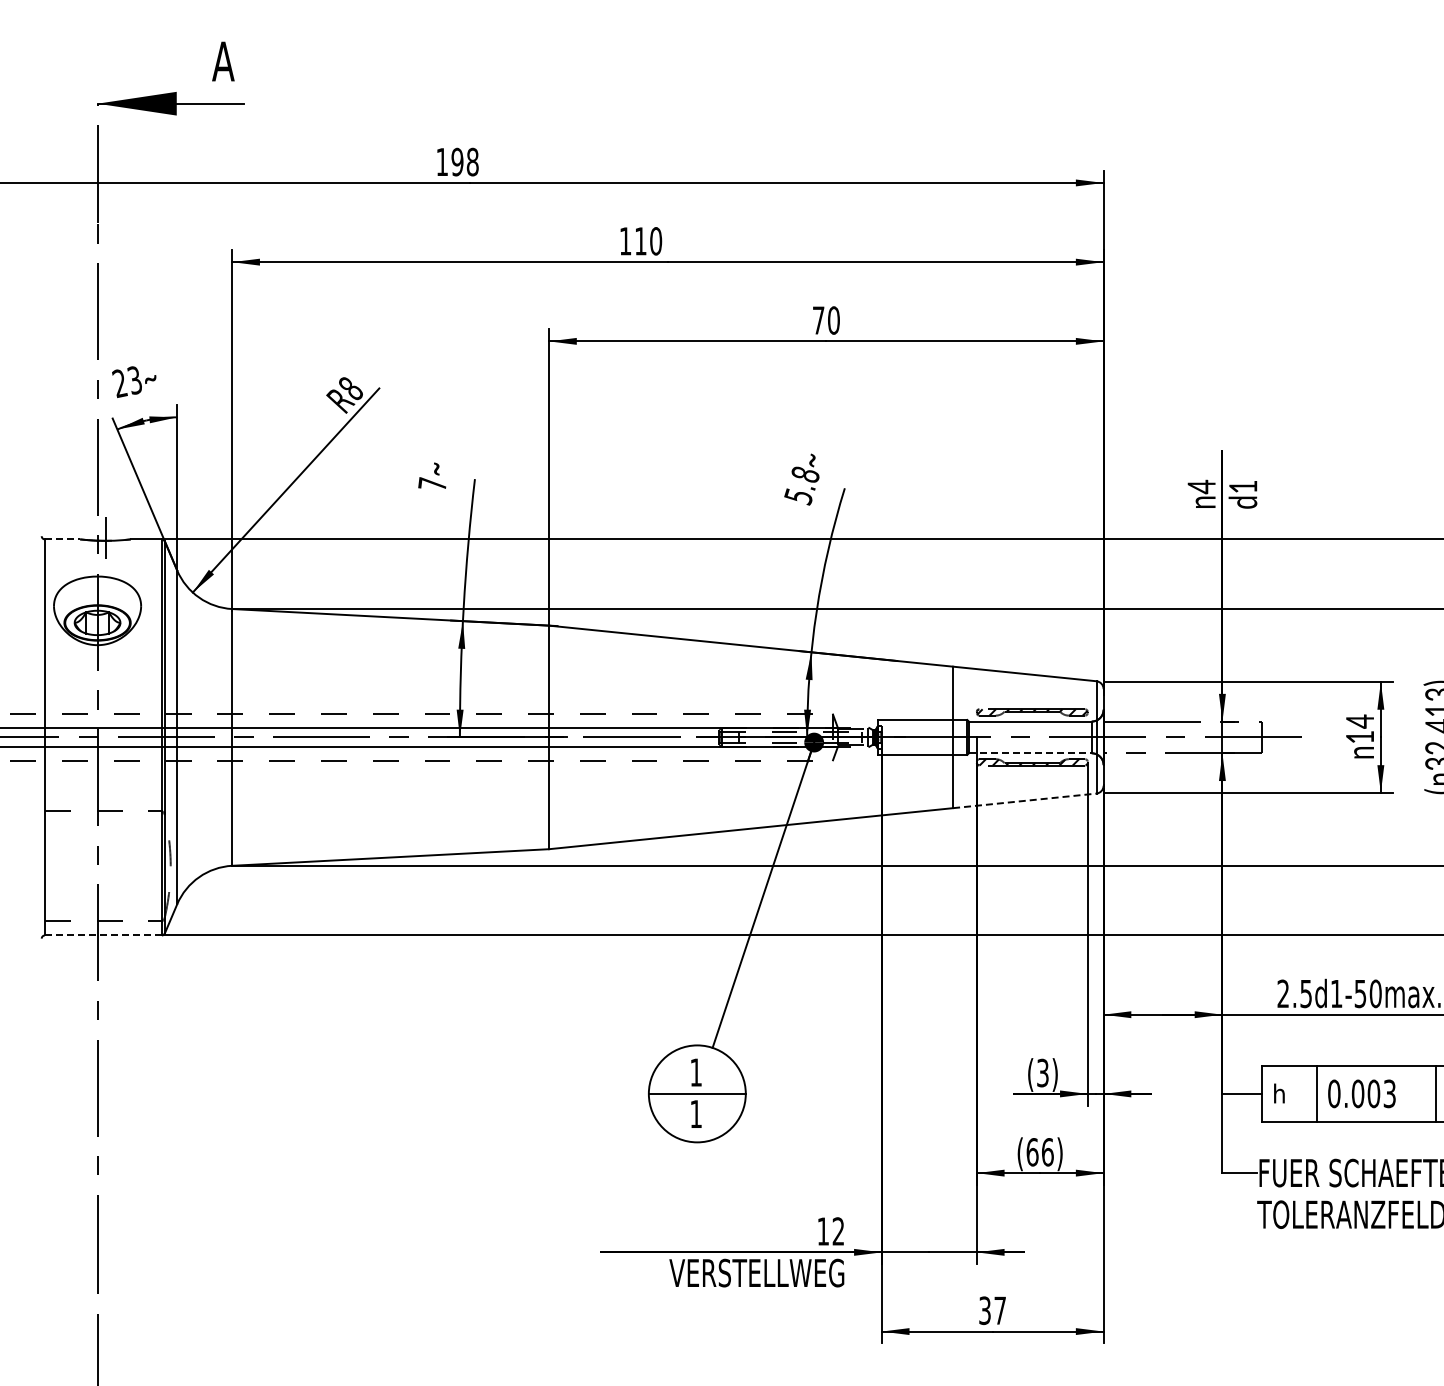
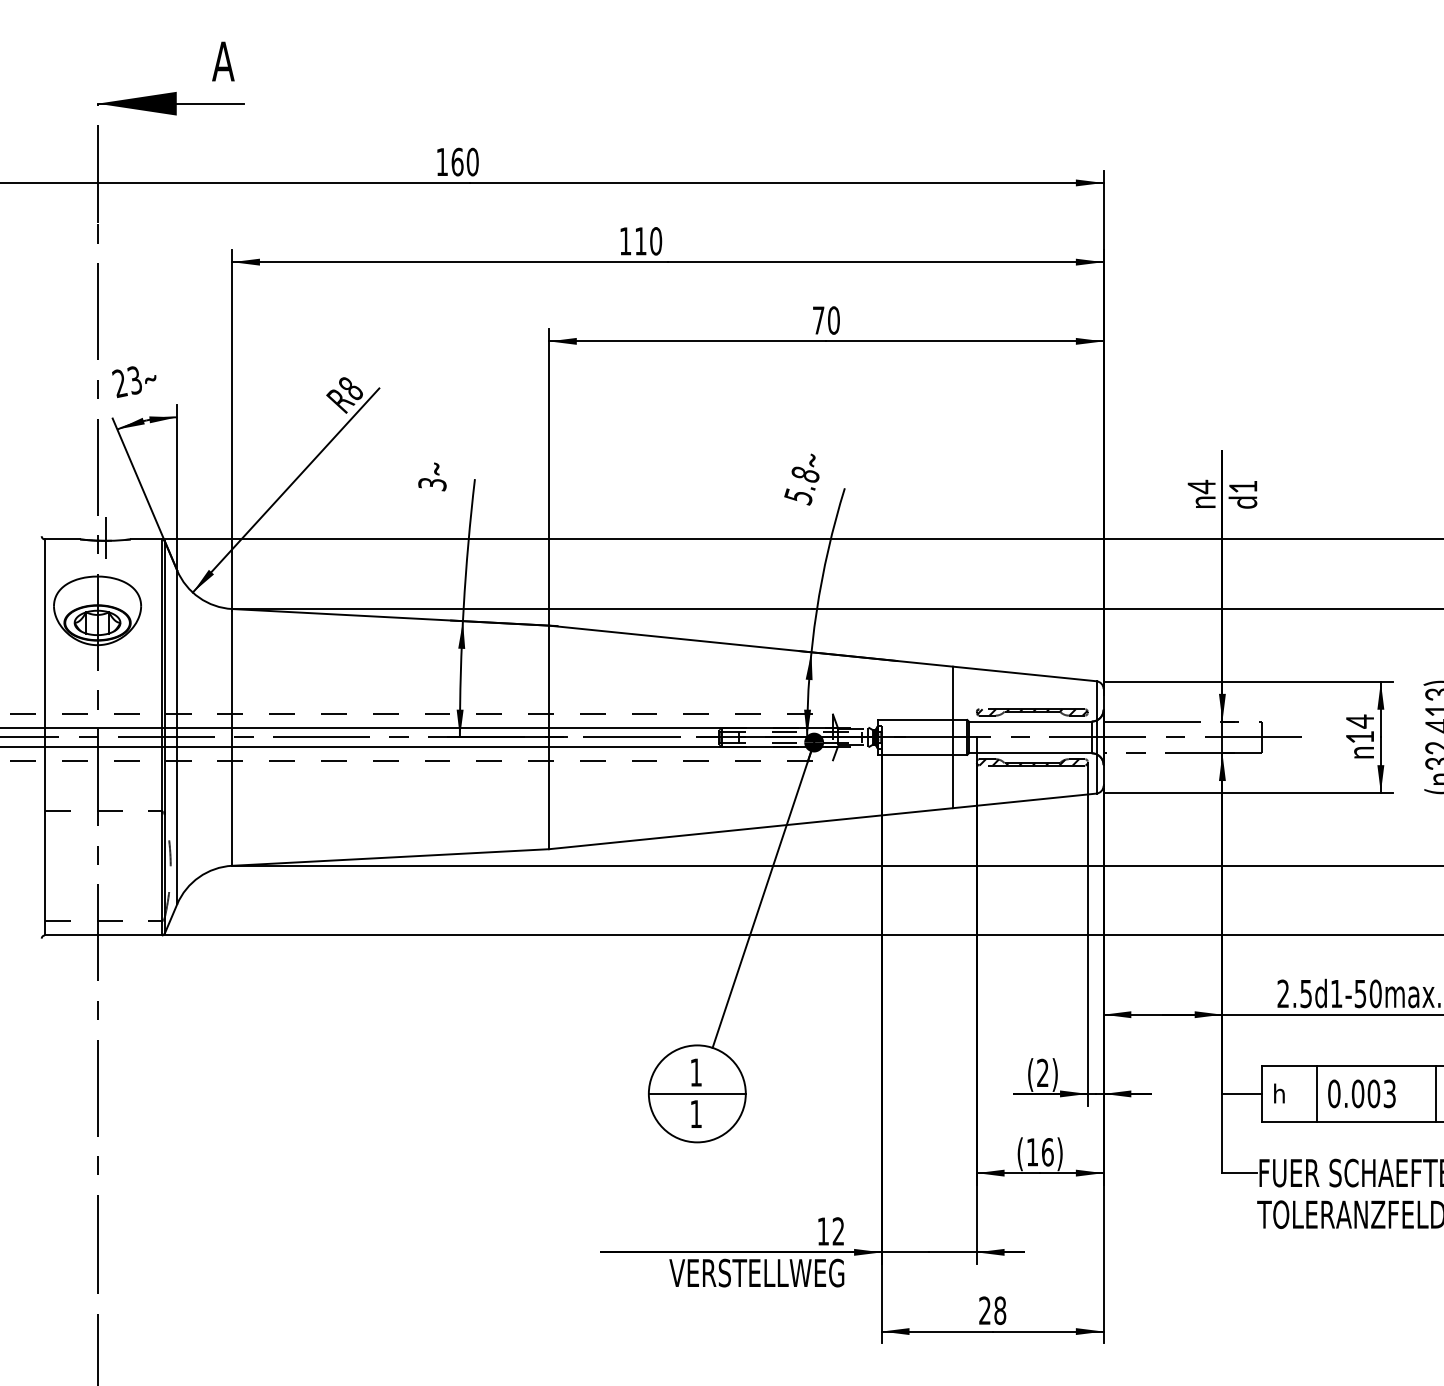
text: 198 -> 160 (464, 161)
text: 7 -> 3 (432, 484)
line: dashed -> solid (62, 539)
line: dashed -> solid (1030, 753)
line: dashed -> solid (1025, 800)
line: dashed -> solid (103, 935)
text: (3) -> (2) (1042, 1073)
text: (66) -> (16) (1032, 1152)
text: 37 -> 28 (992, 1310)
